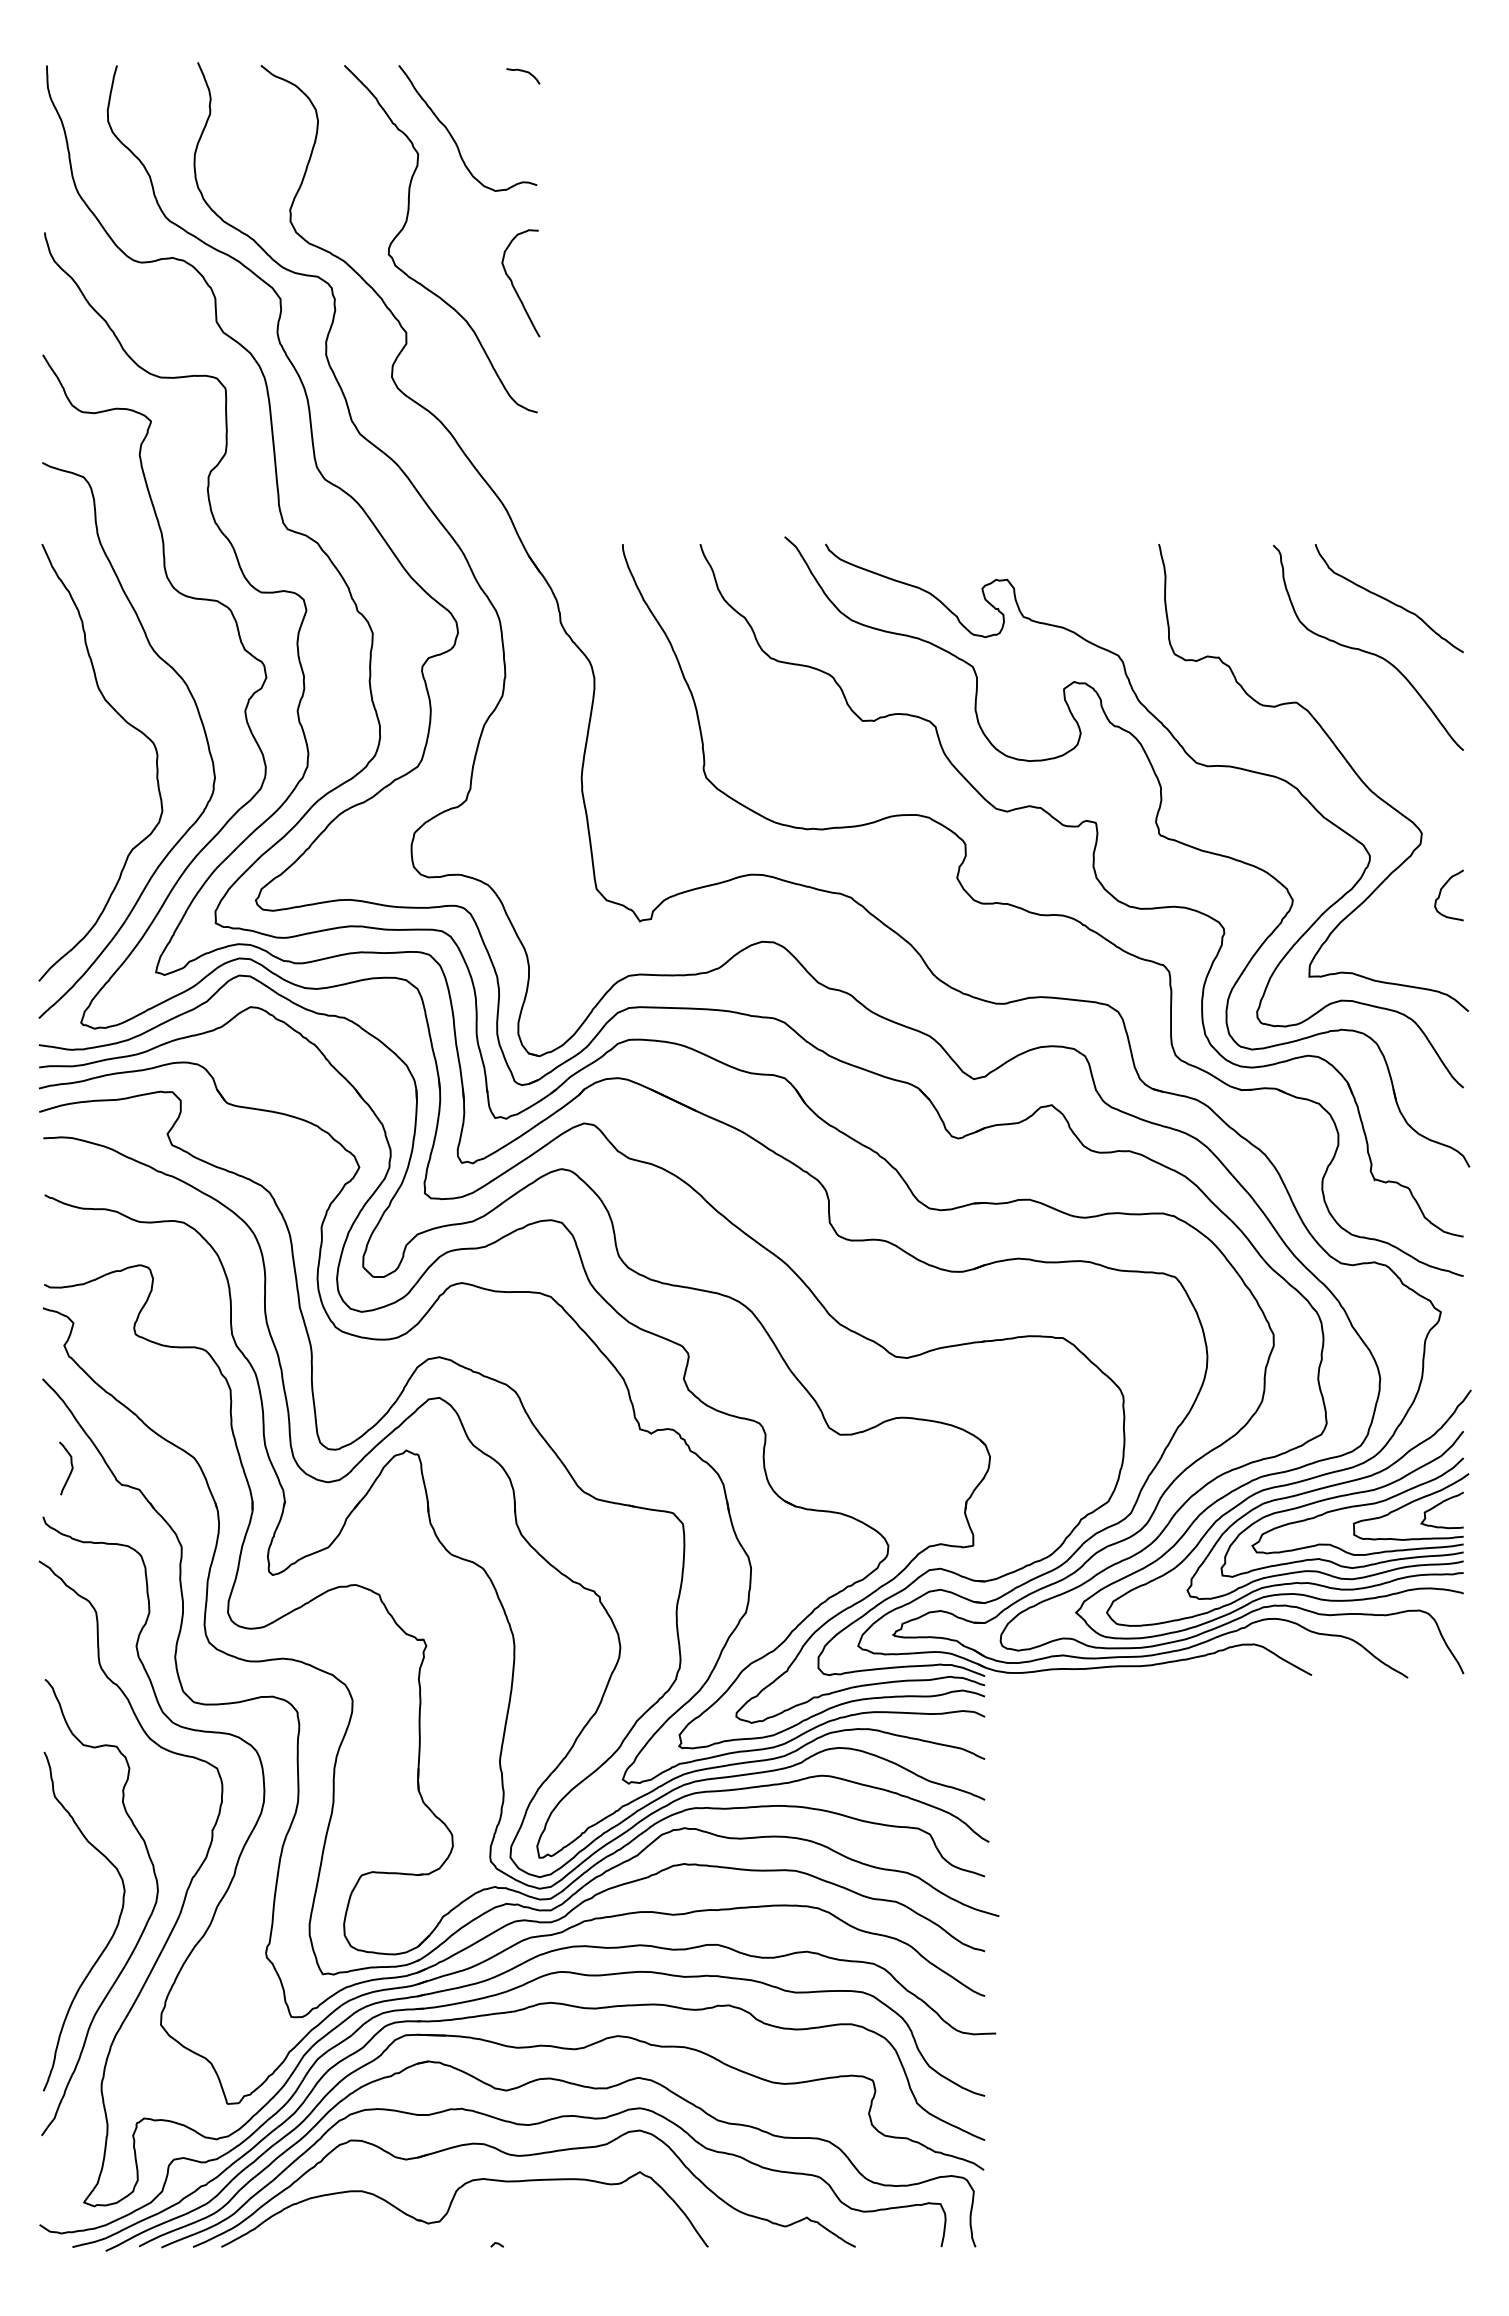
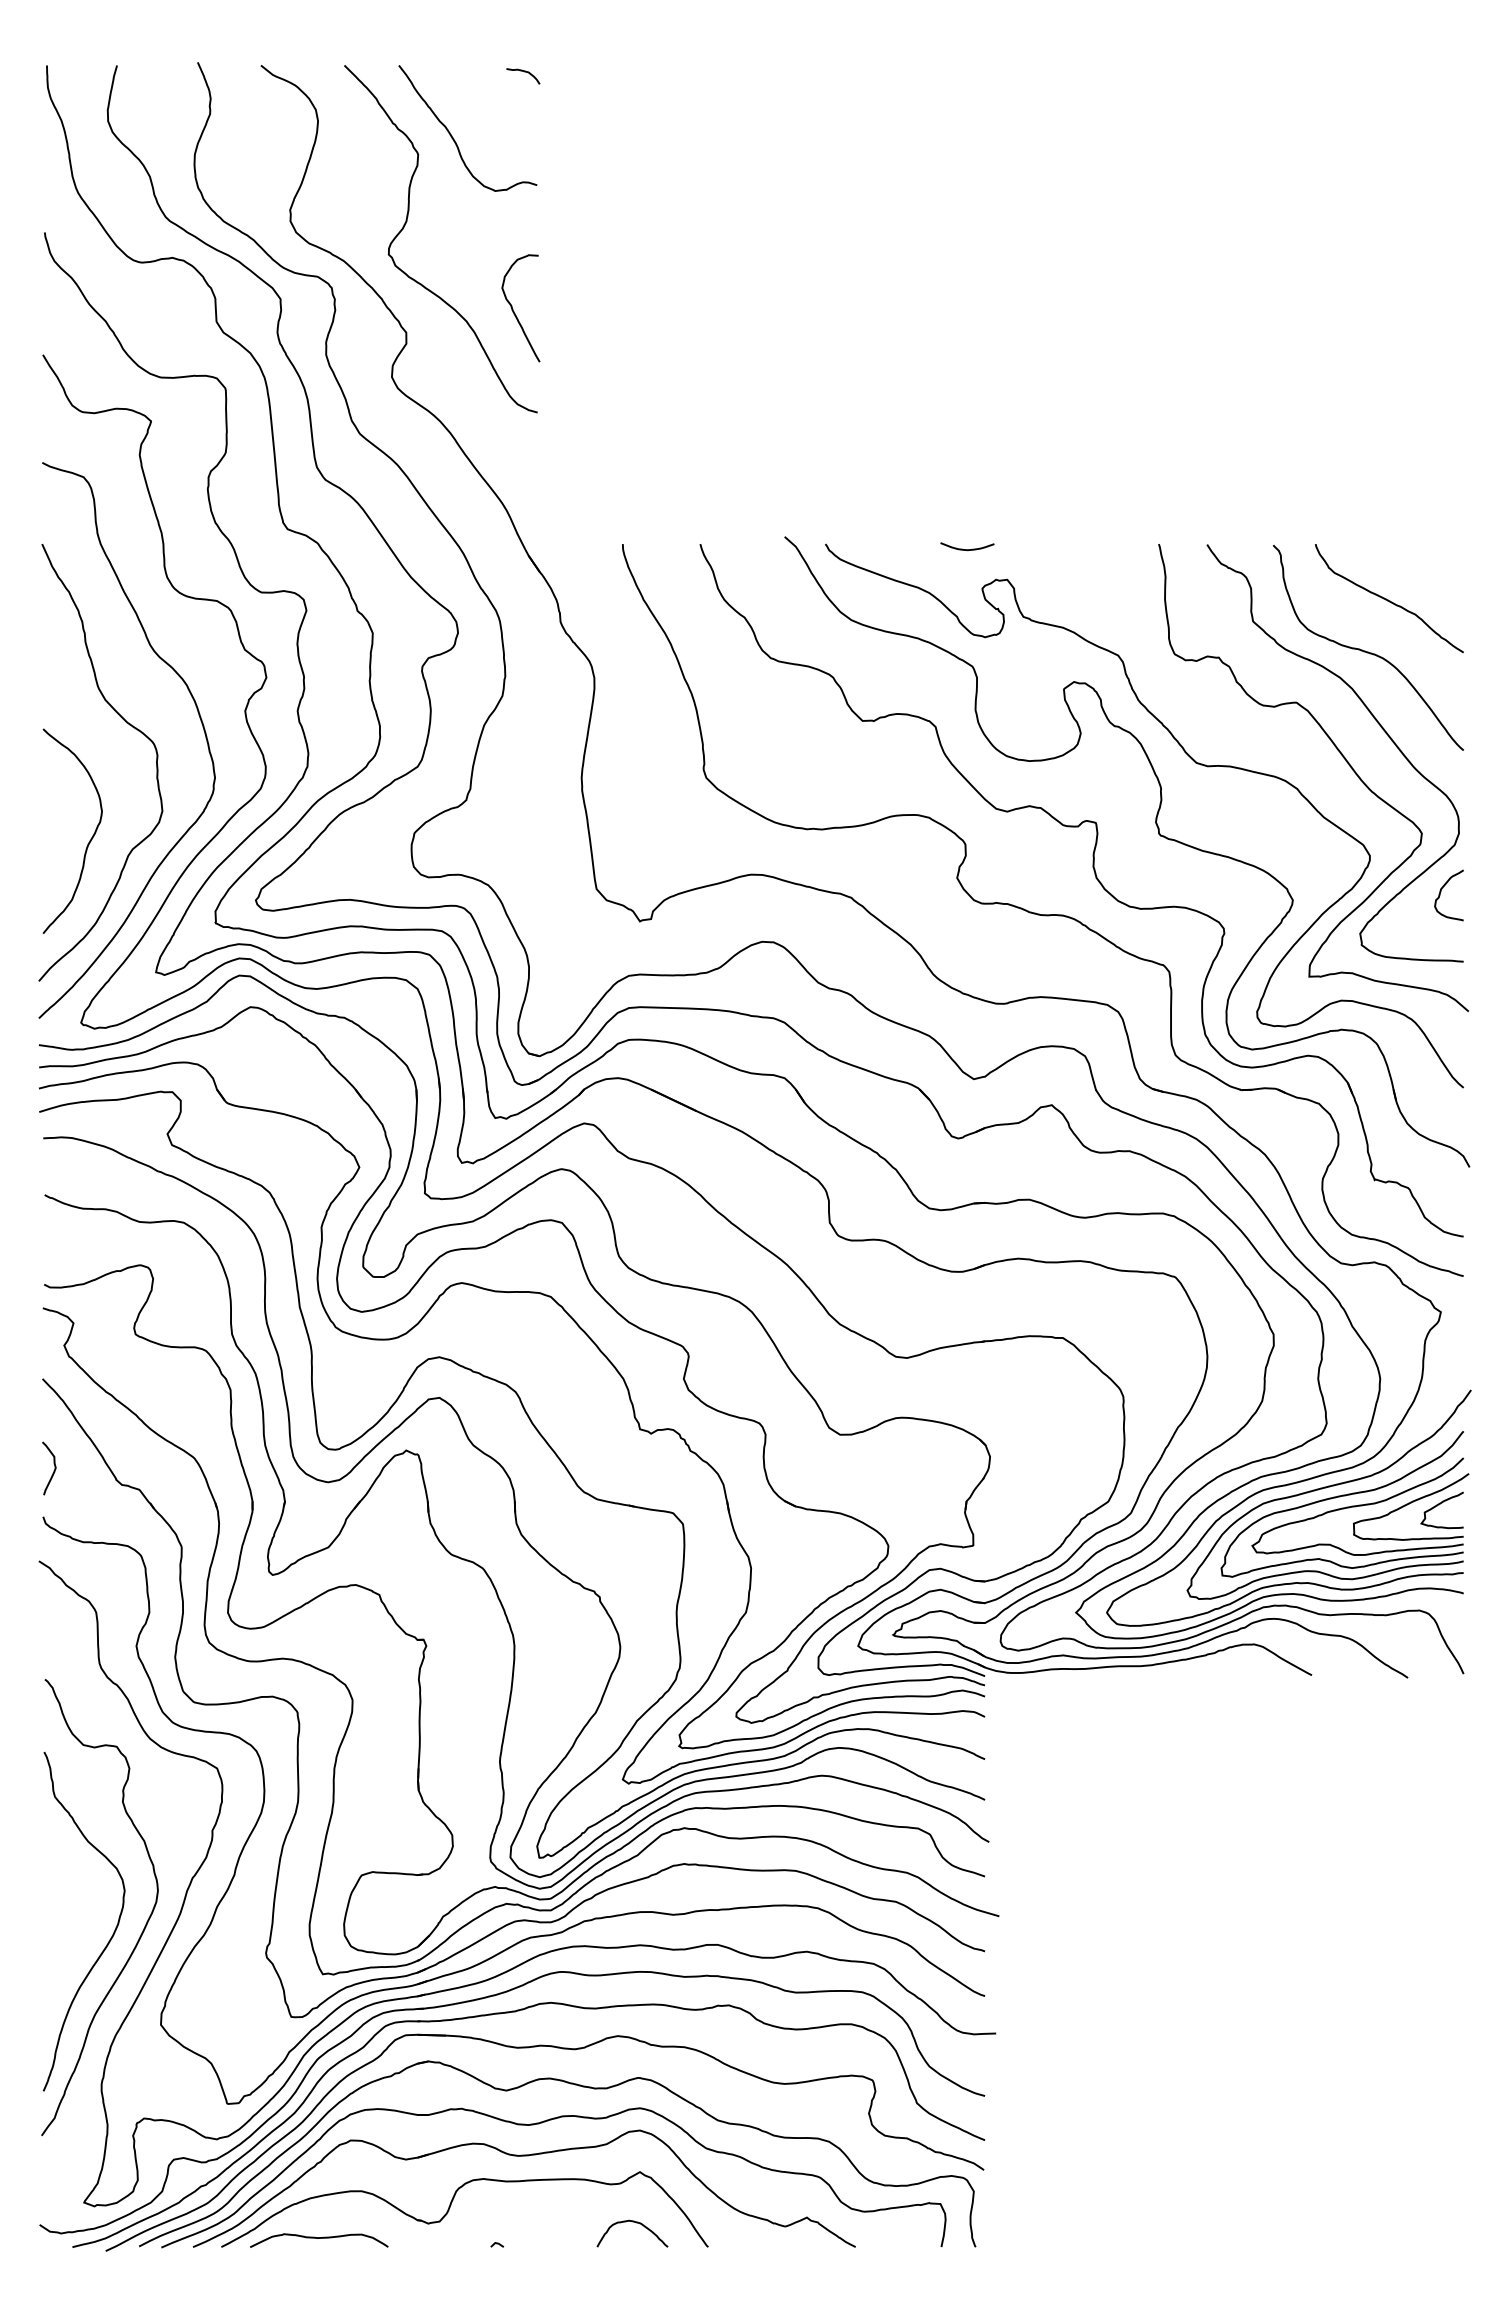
curve position: (514, 286) -> (514, 311) (514, 311)
curve: none -> present (967, 549)
curve: none -> present (1373, 718)
curve: none -> present (90, 838)
curve position: (70, 1470) -> (53, 1470) (53, 1470)
curve: none -> present (636, 2223)
curve: none -> present (319, 2238)
